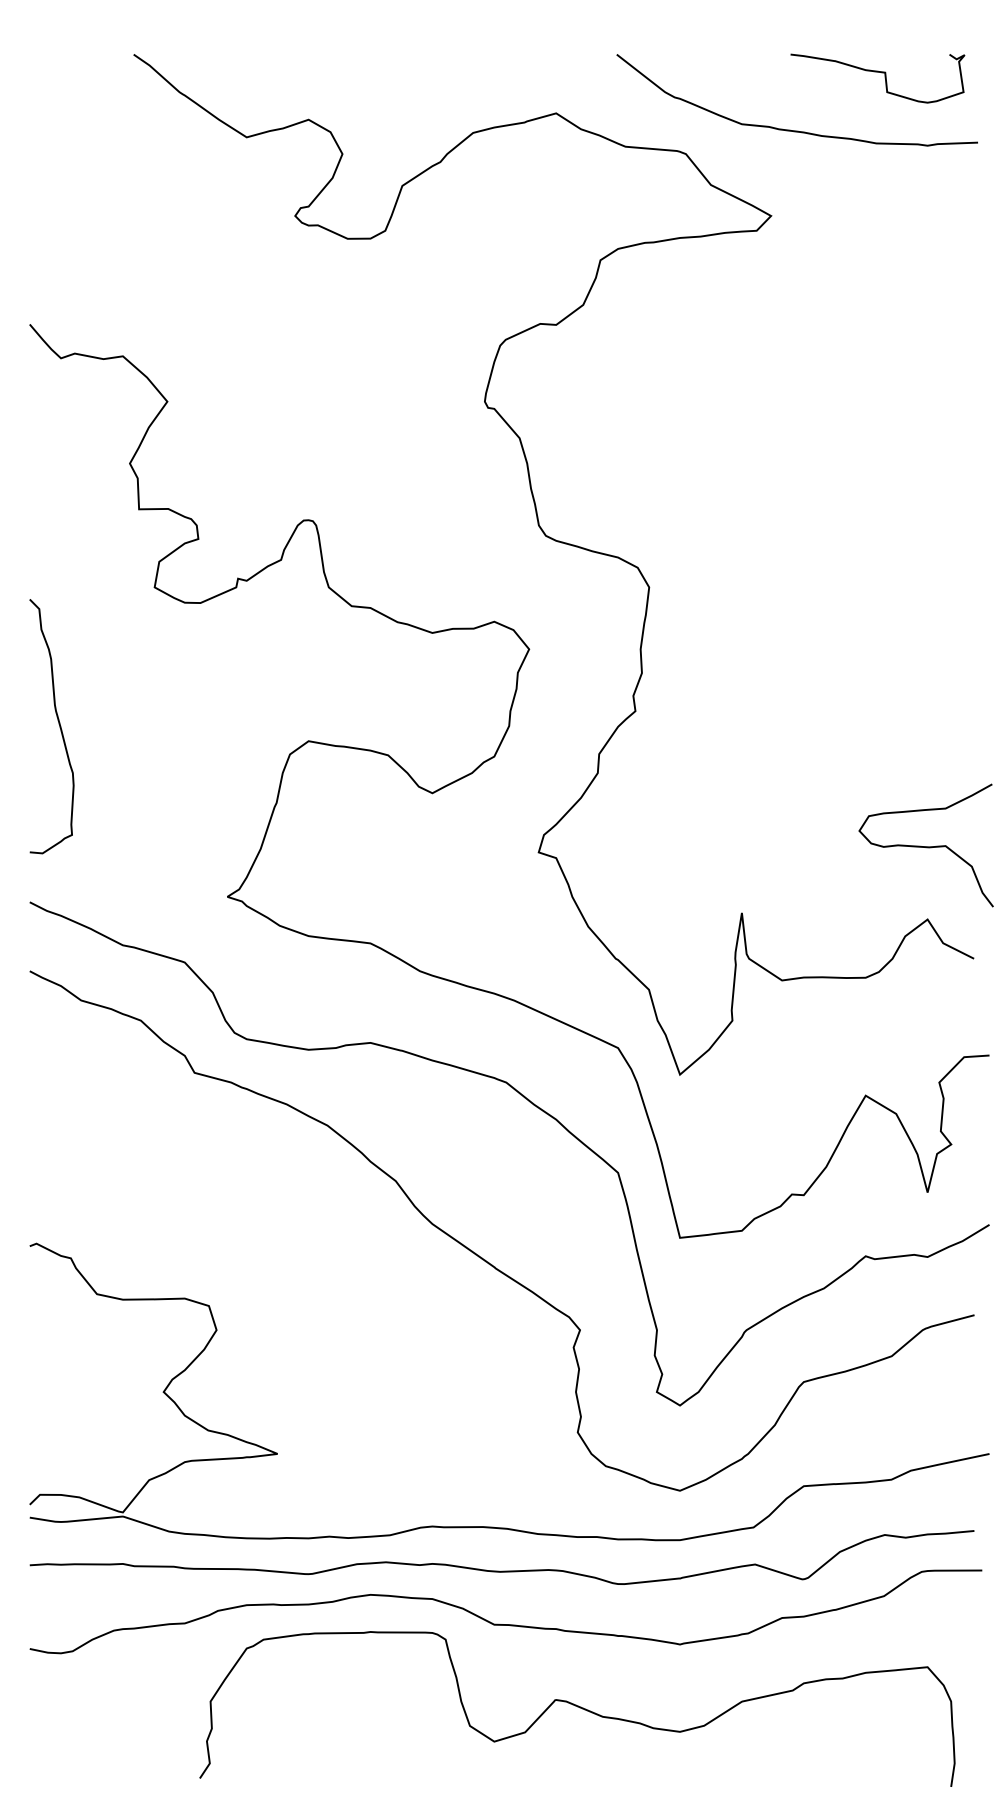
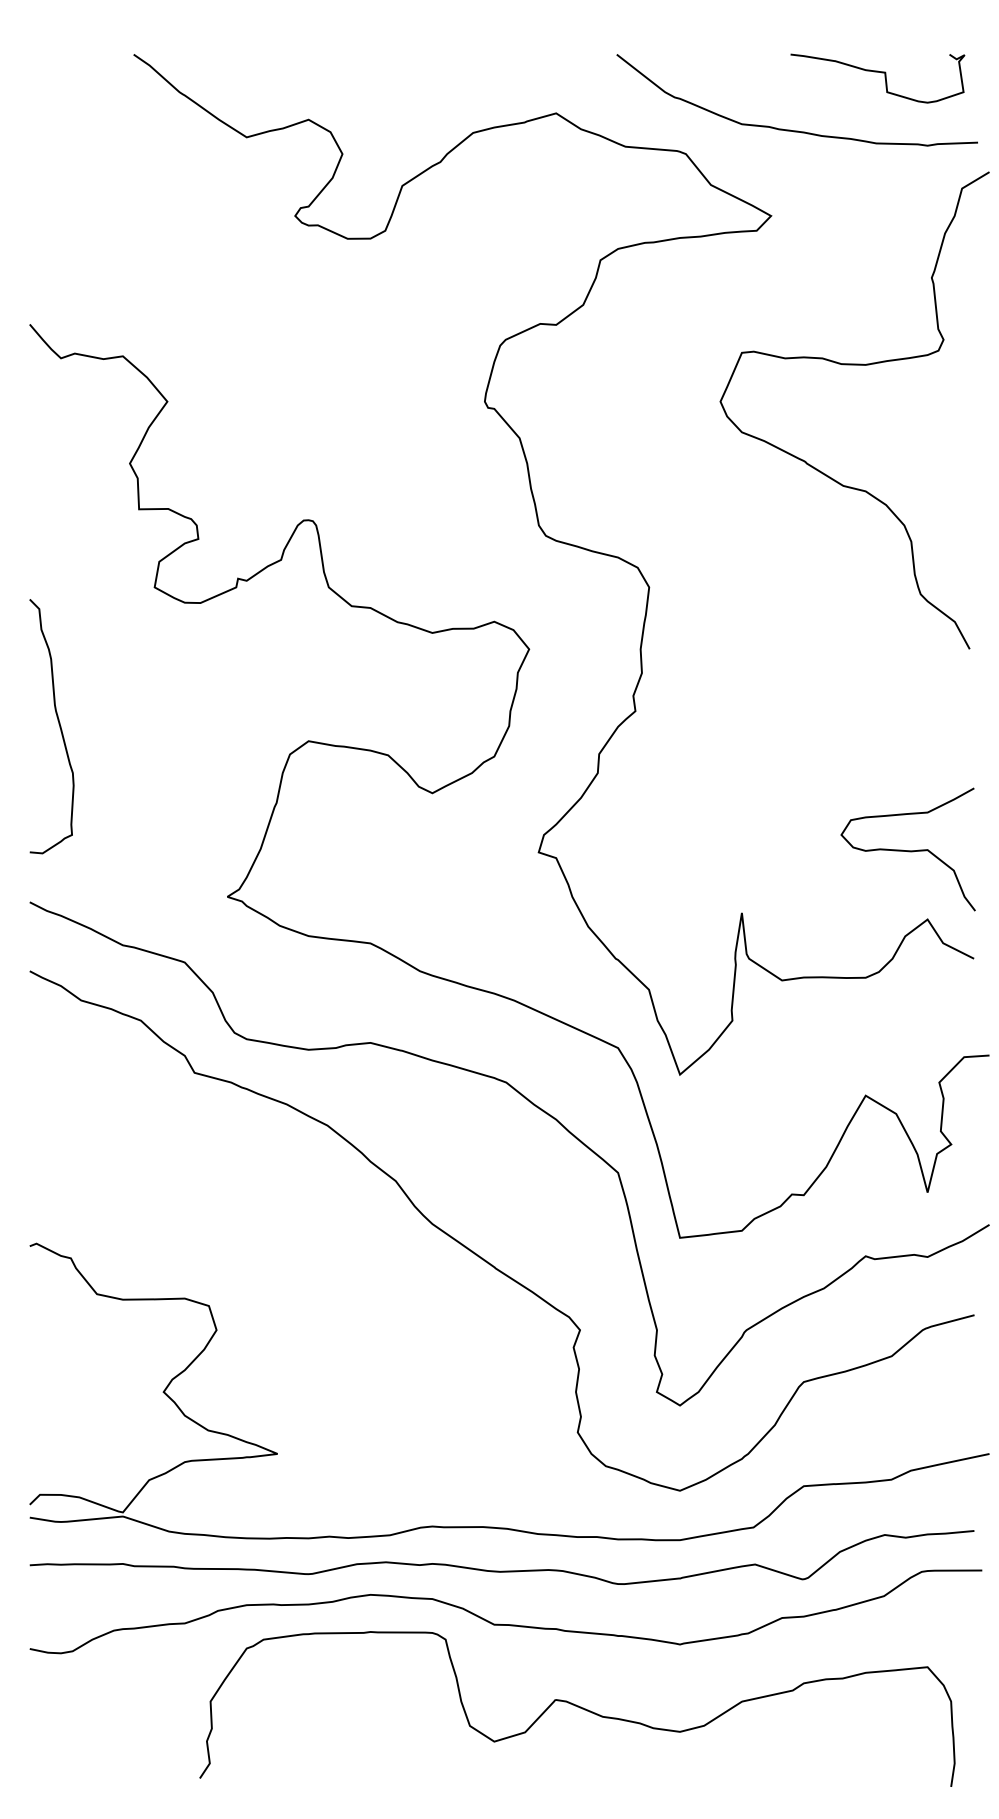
curve: none -> present (854, 365)
curve position: (925, 846) -> (907, 850) (907, 850)
